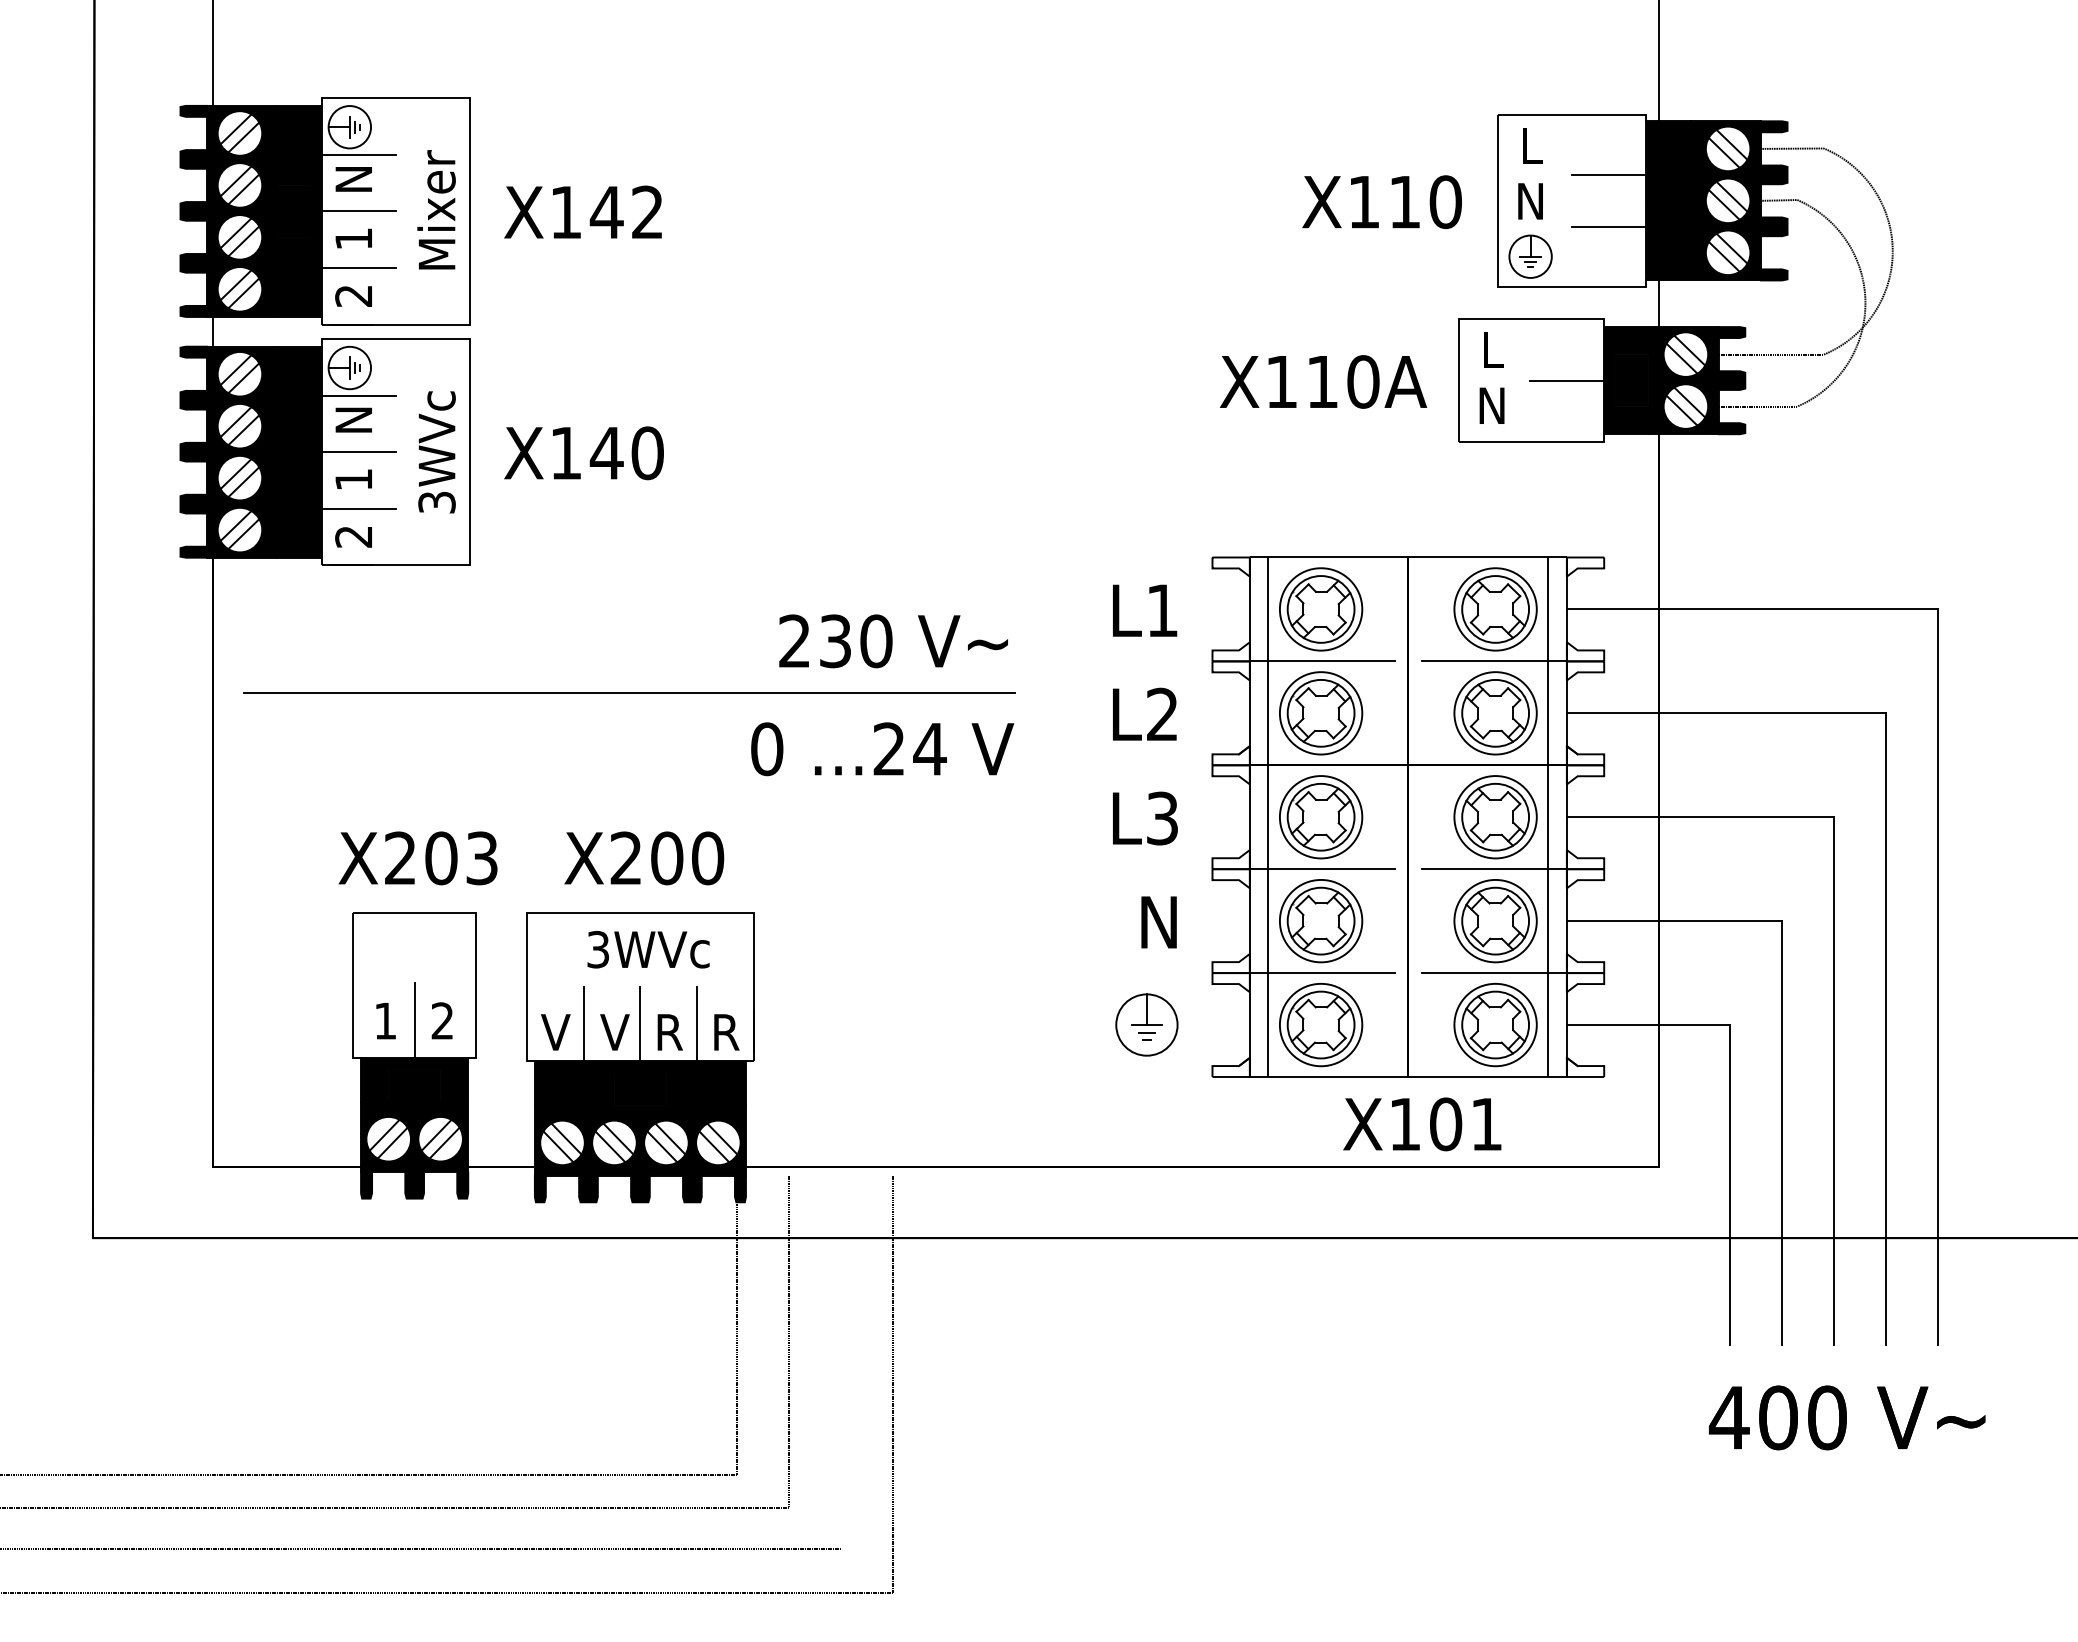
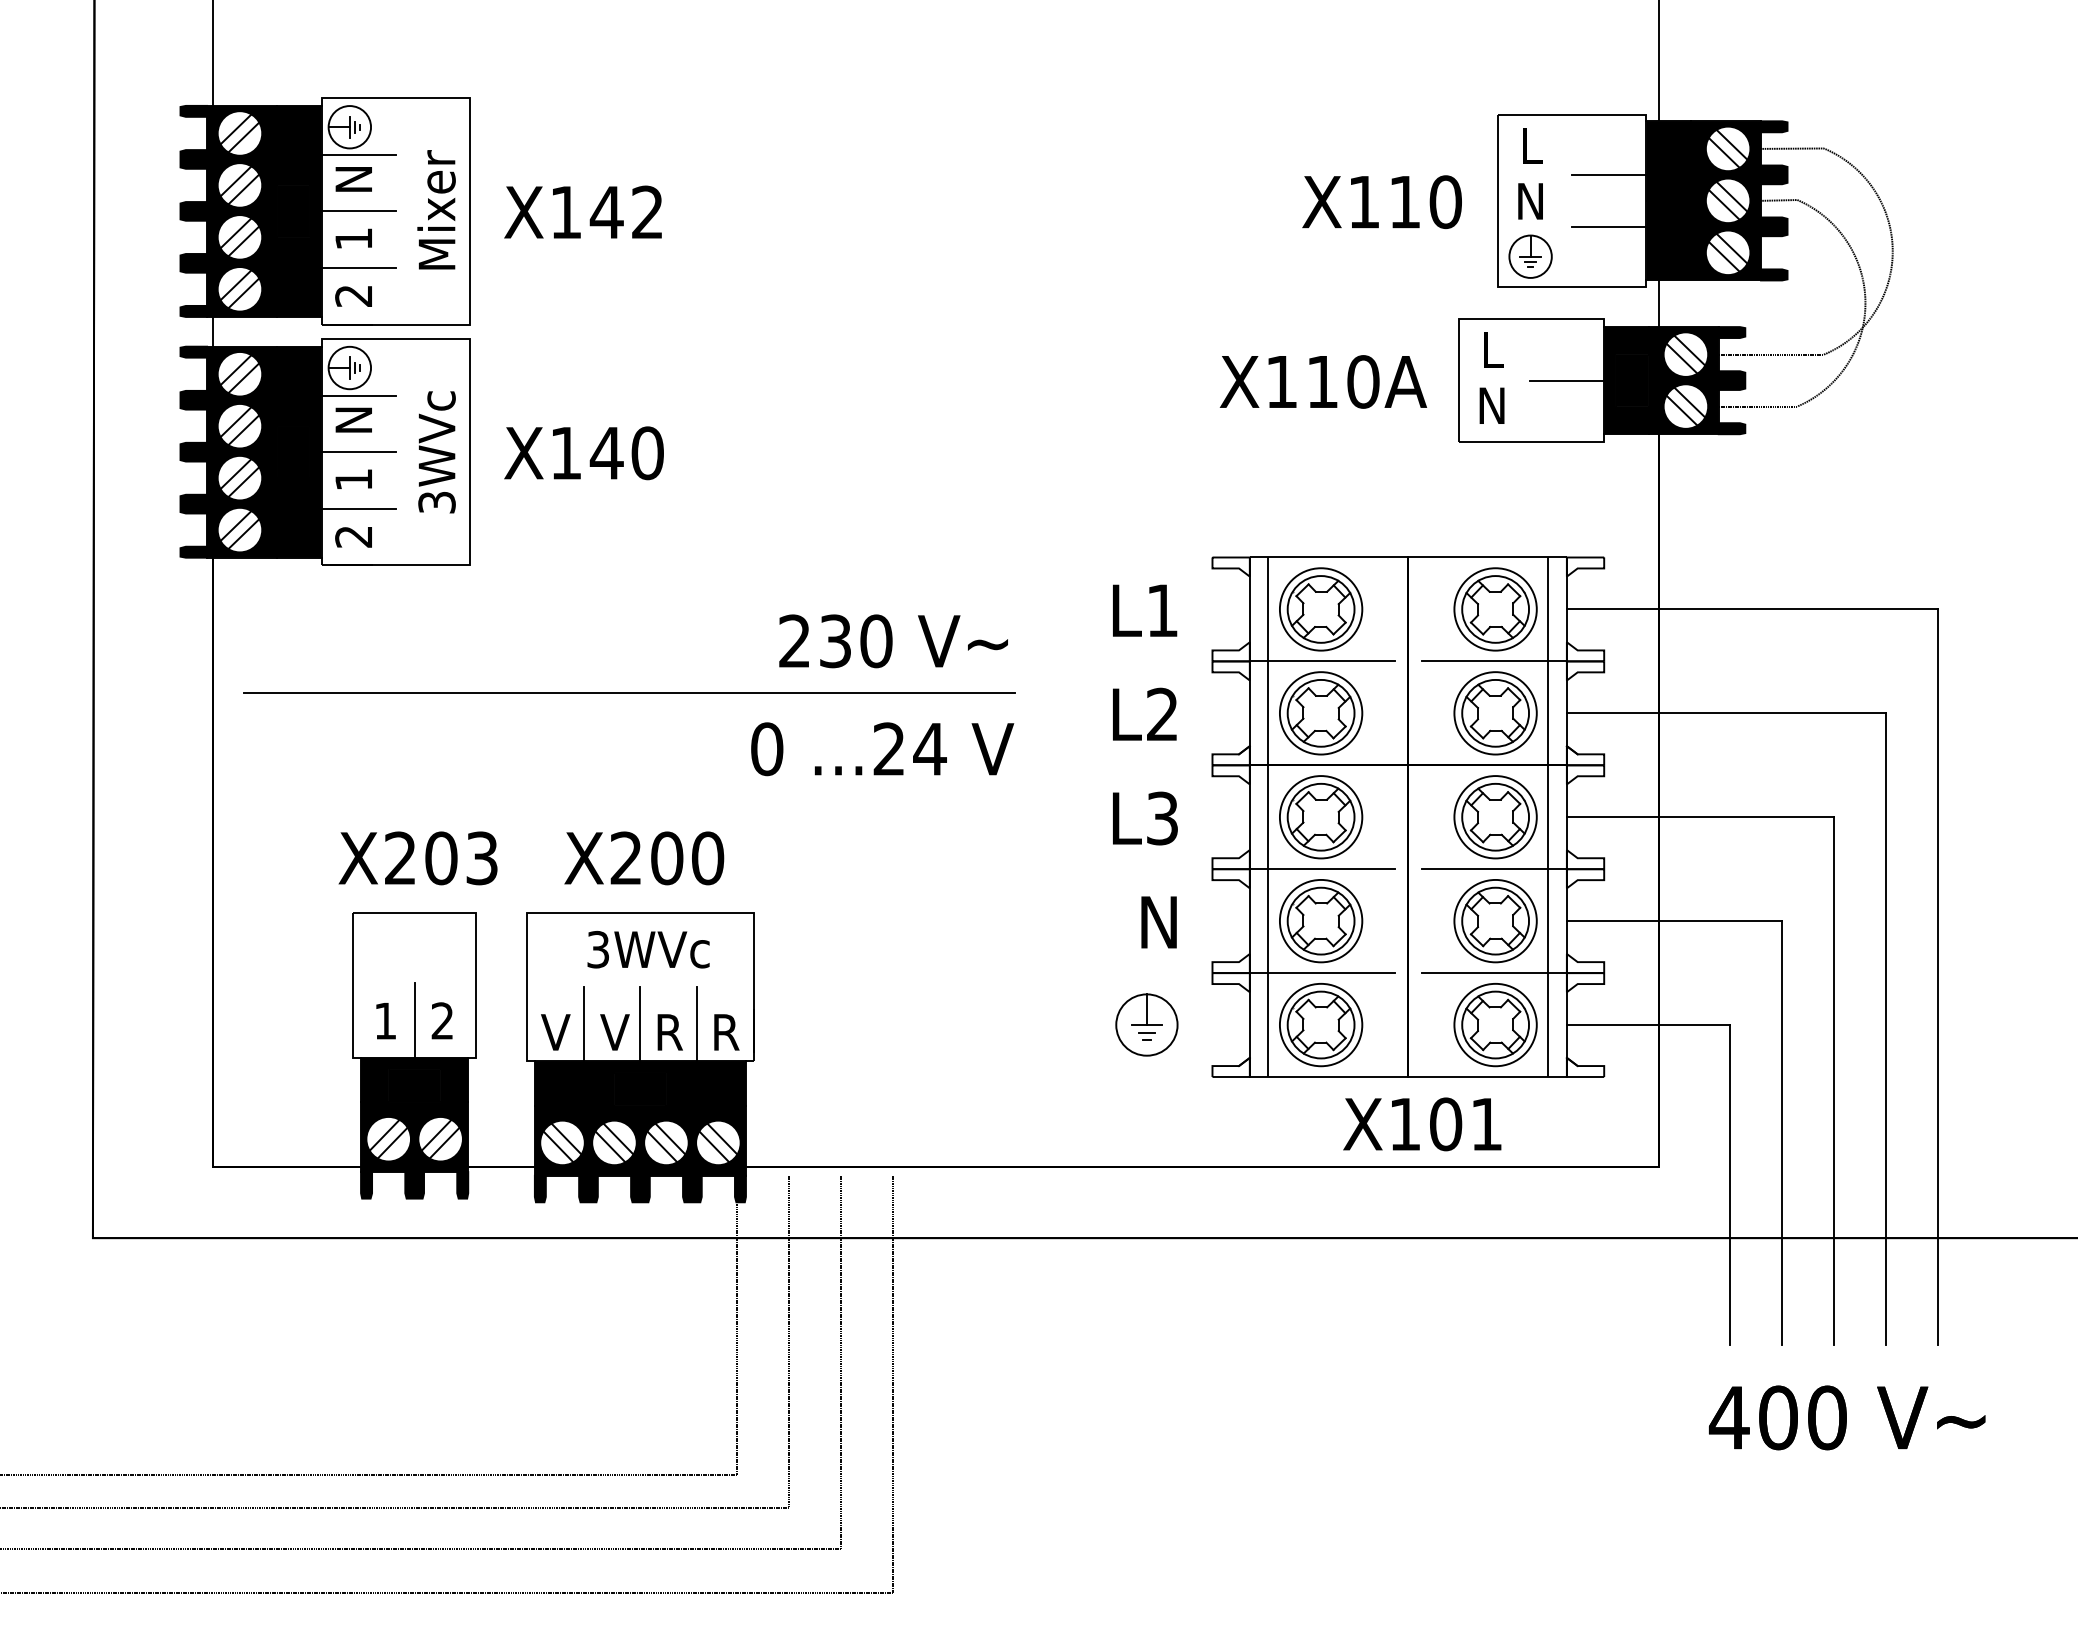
line: none -> present (841, 1362)
